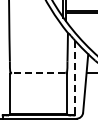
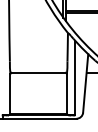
line: dashed -> solid (38, 72)
line: dashed -> solid (75, 78)
